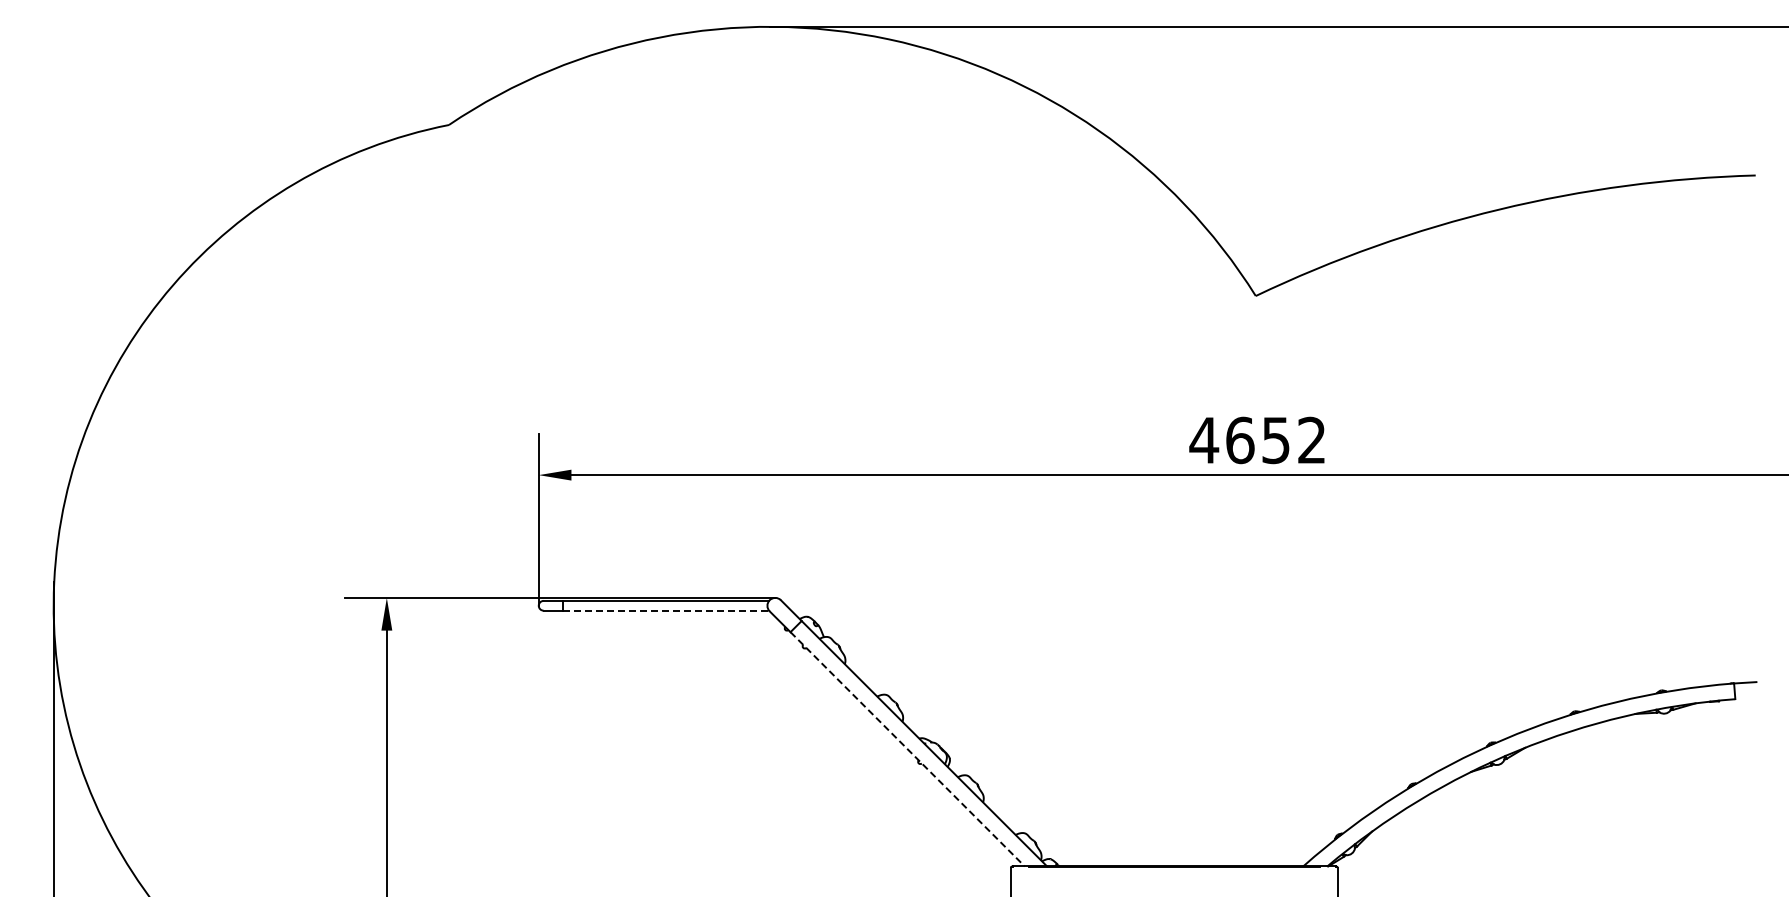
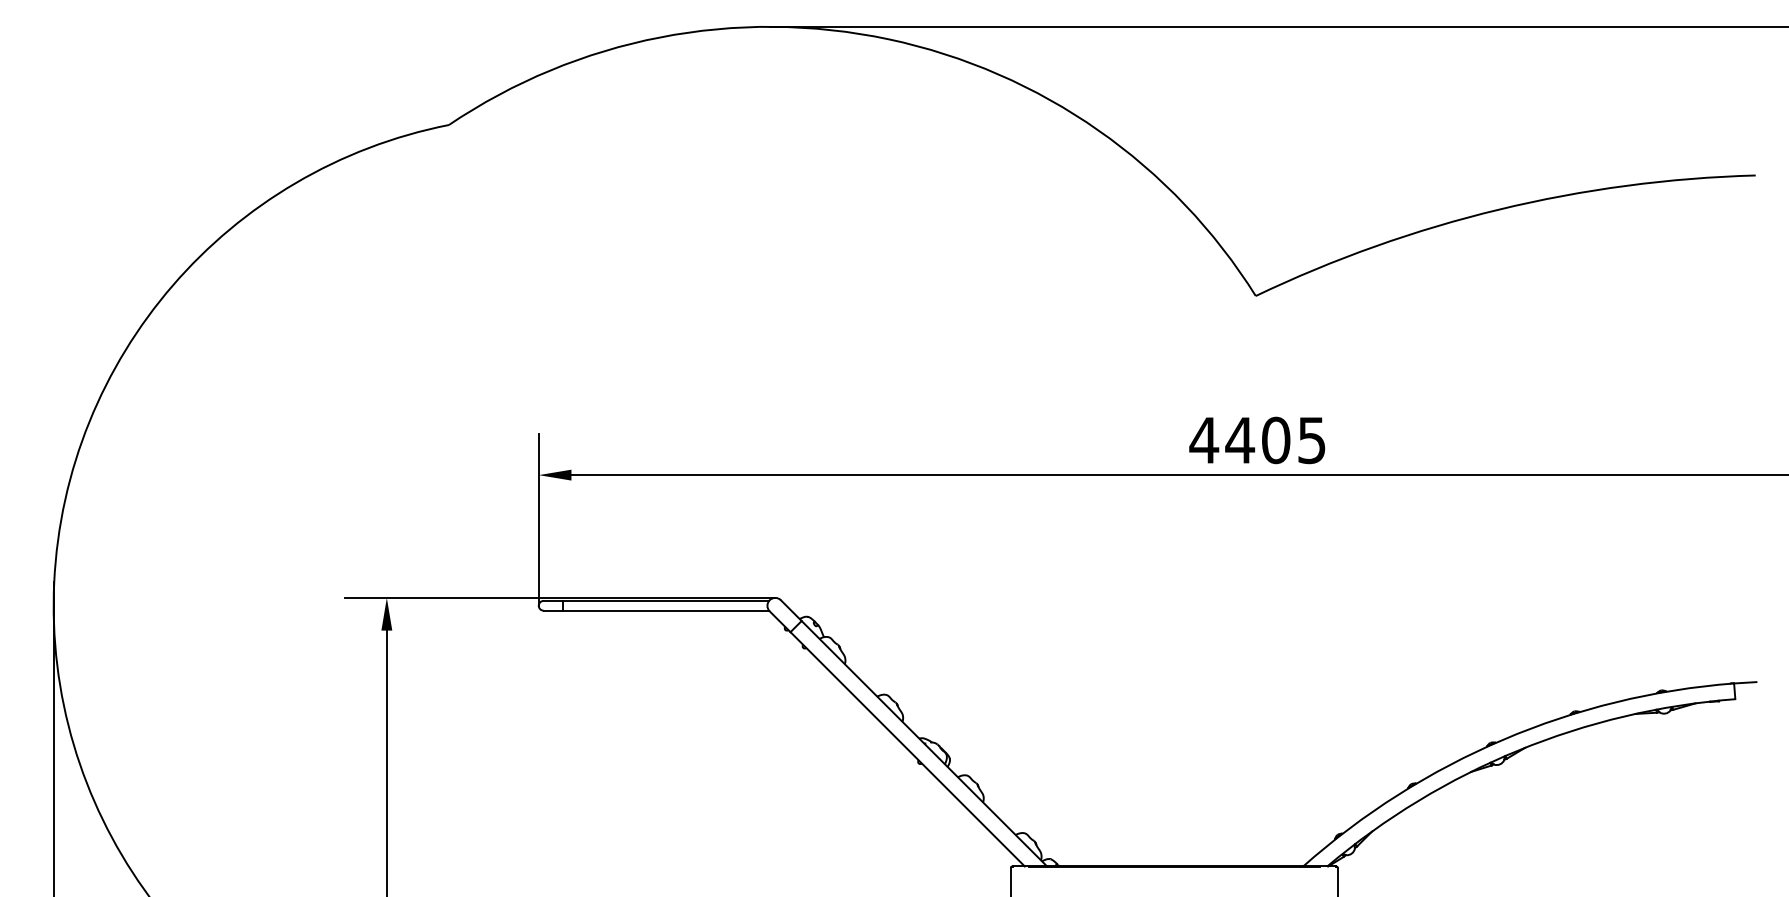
text: 4652 -> 4405 (1275, 440)
line: dashed -> solid (666, 610)
line: dashed -> solid (907, 749)
